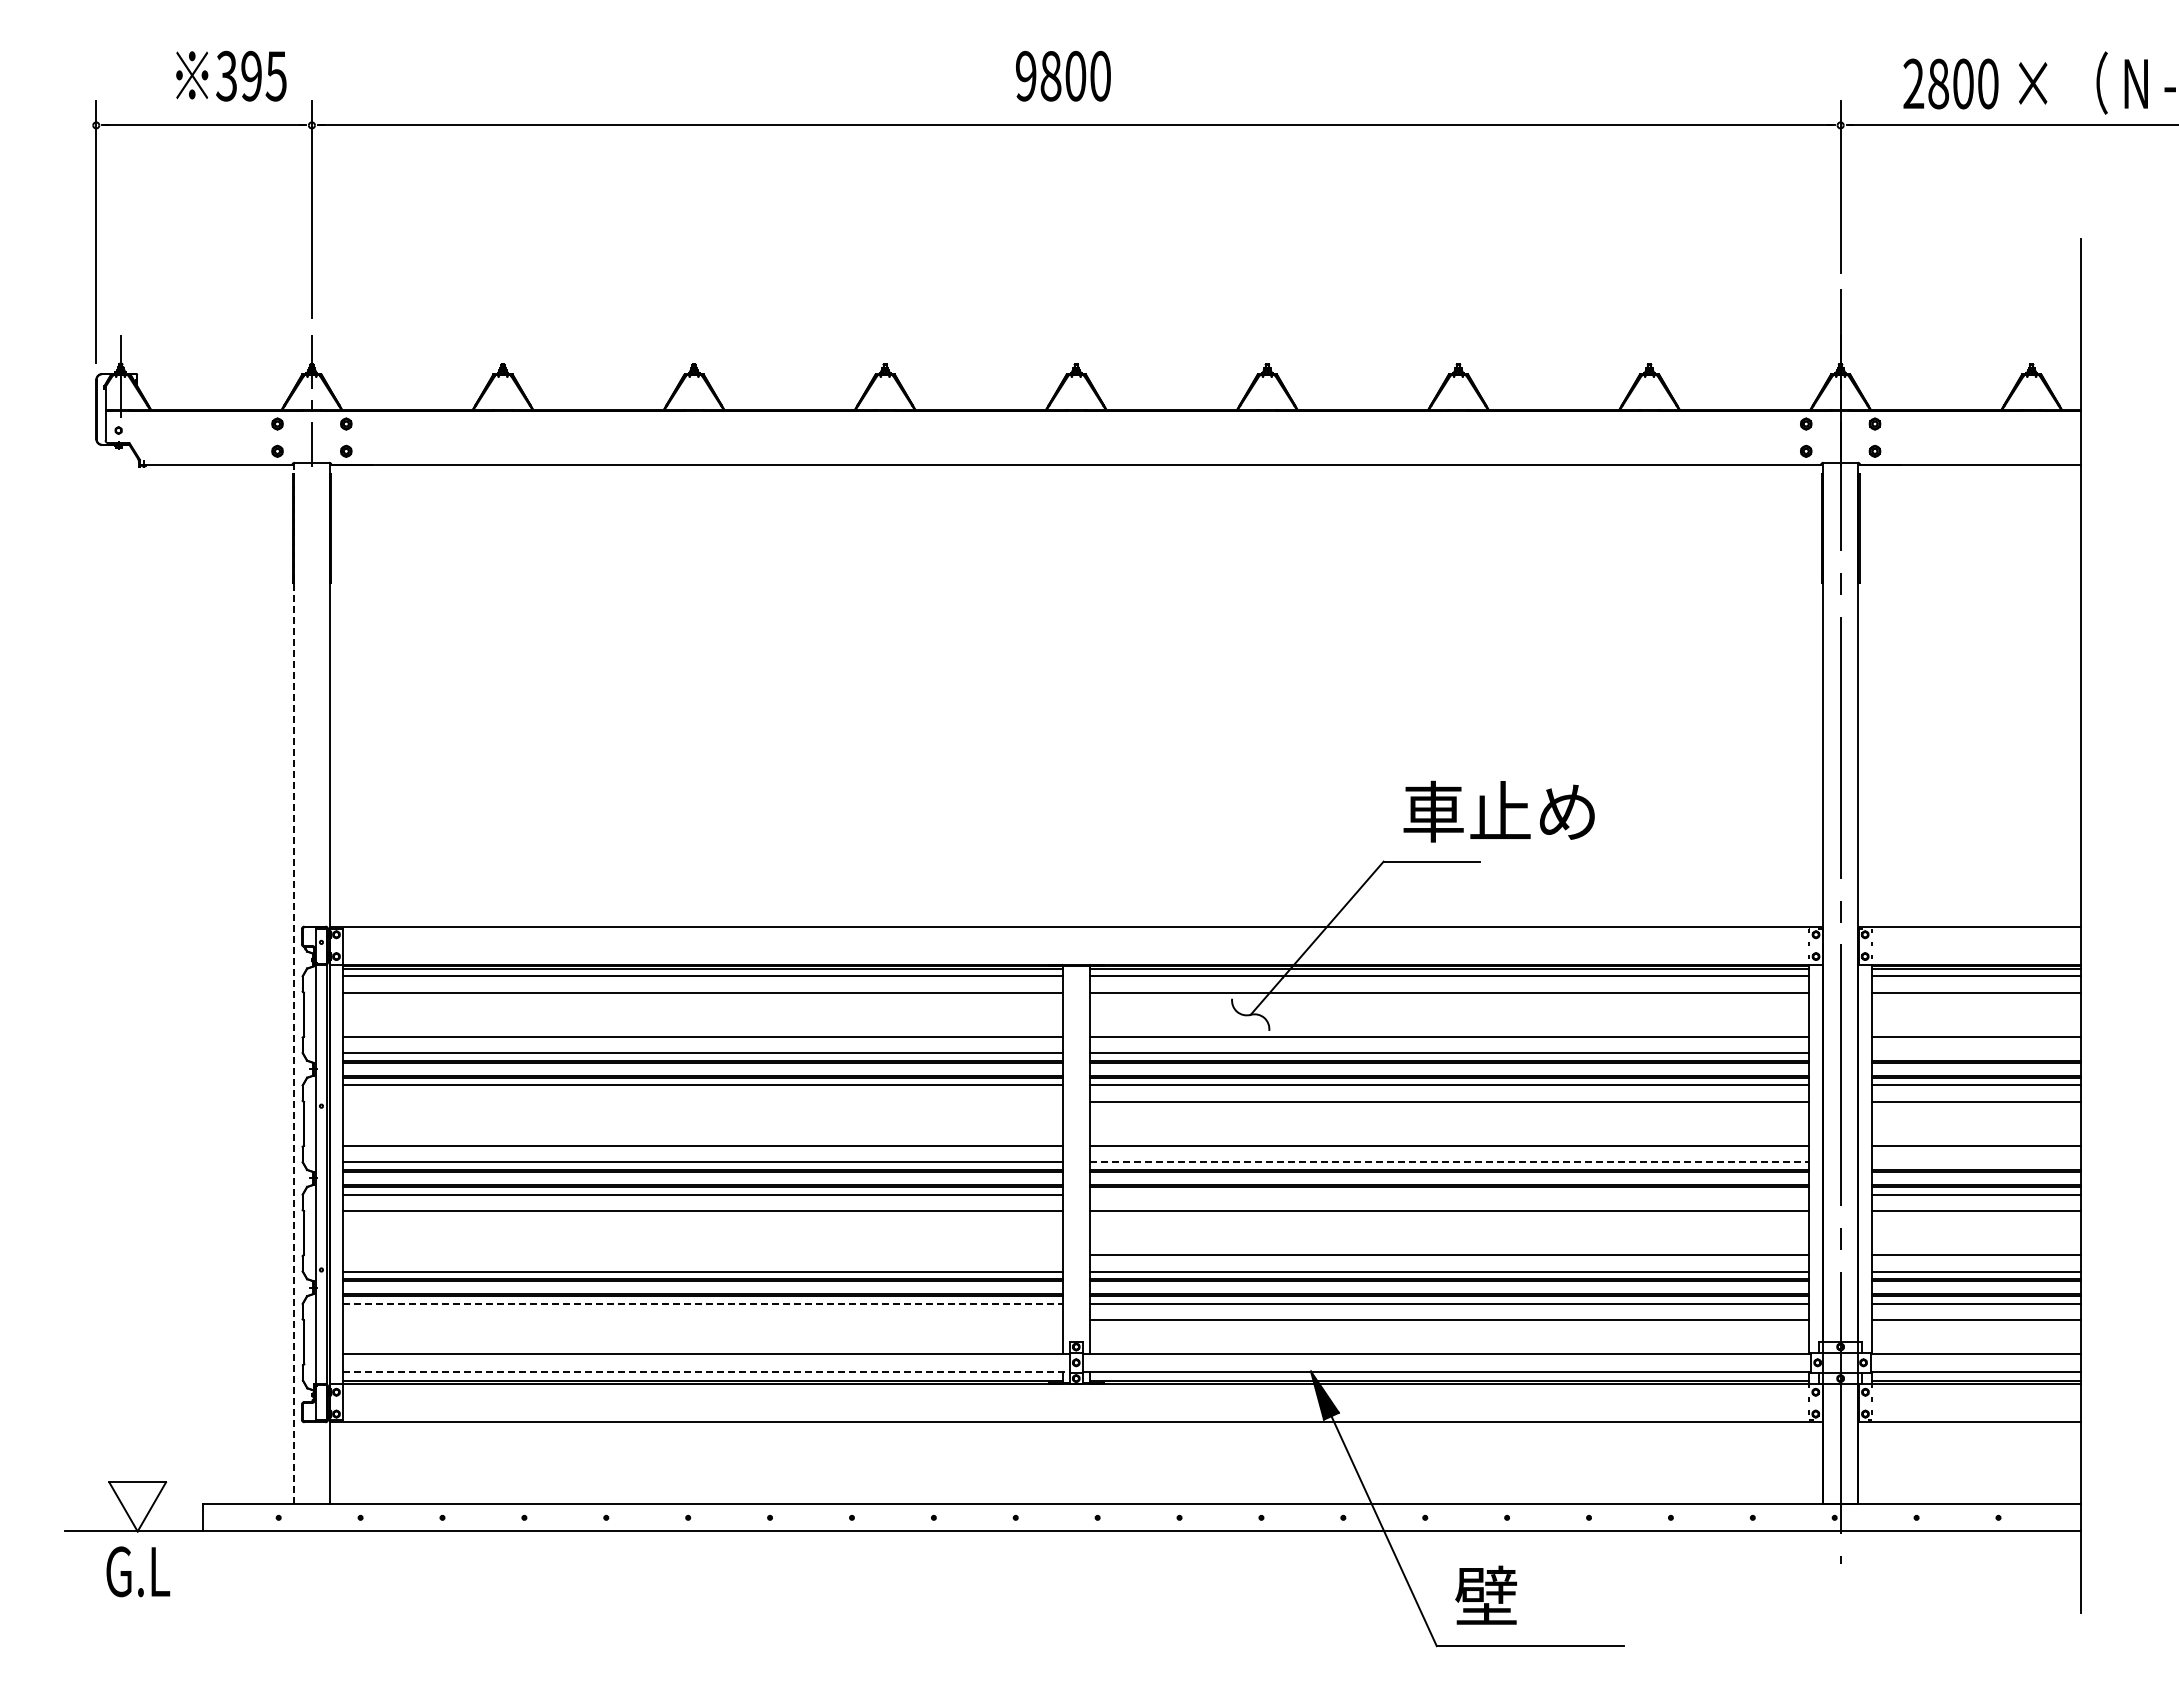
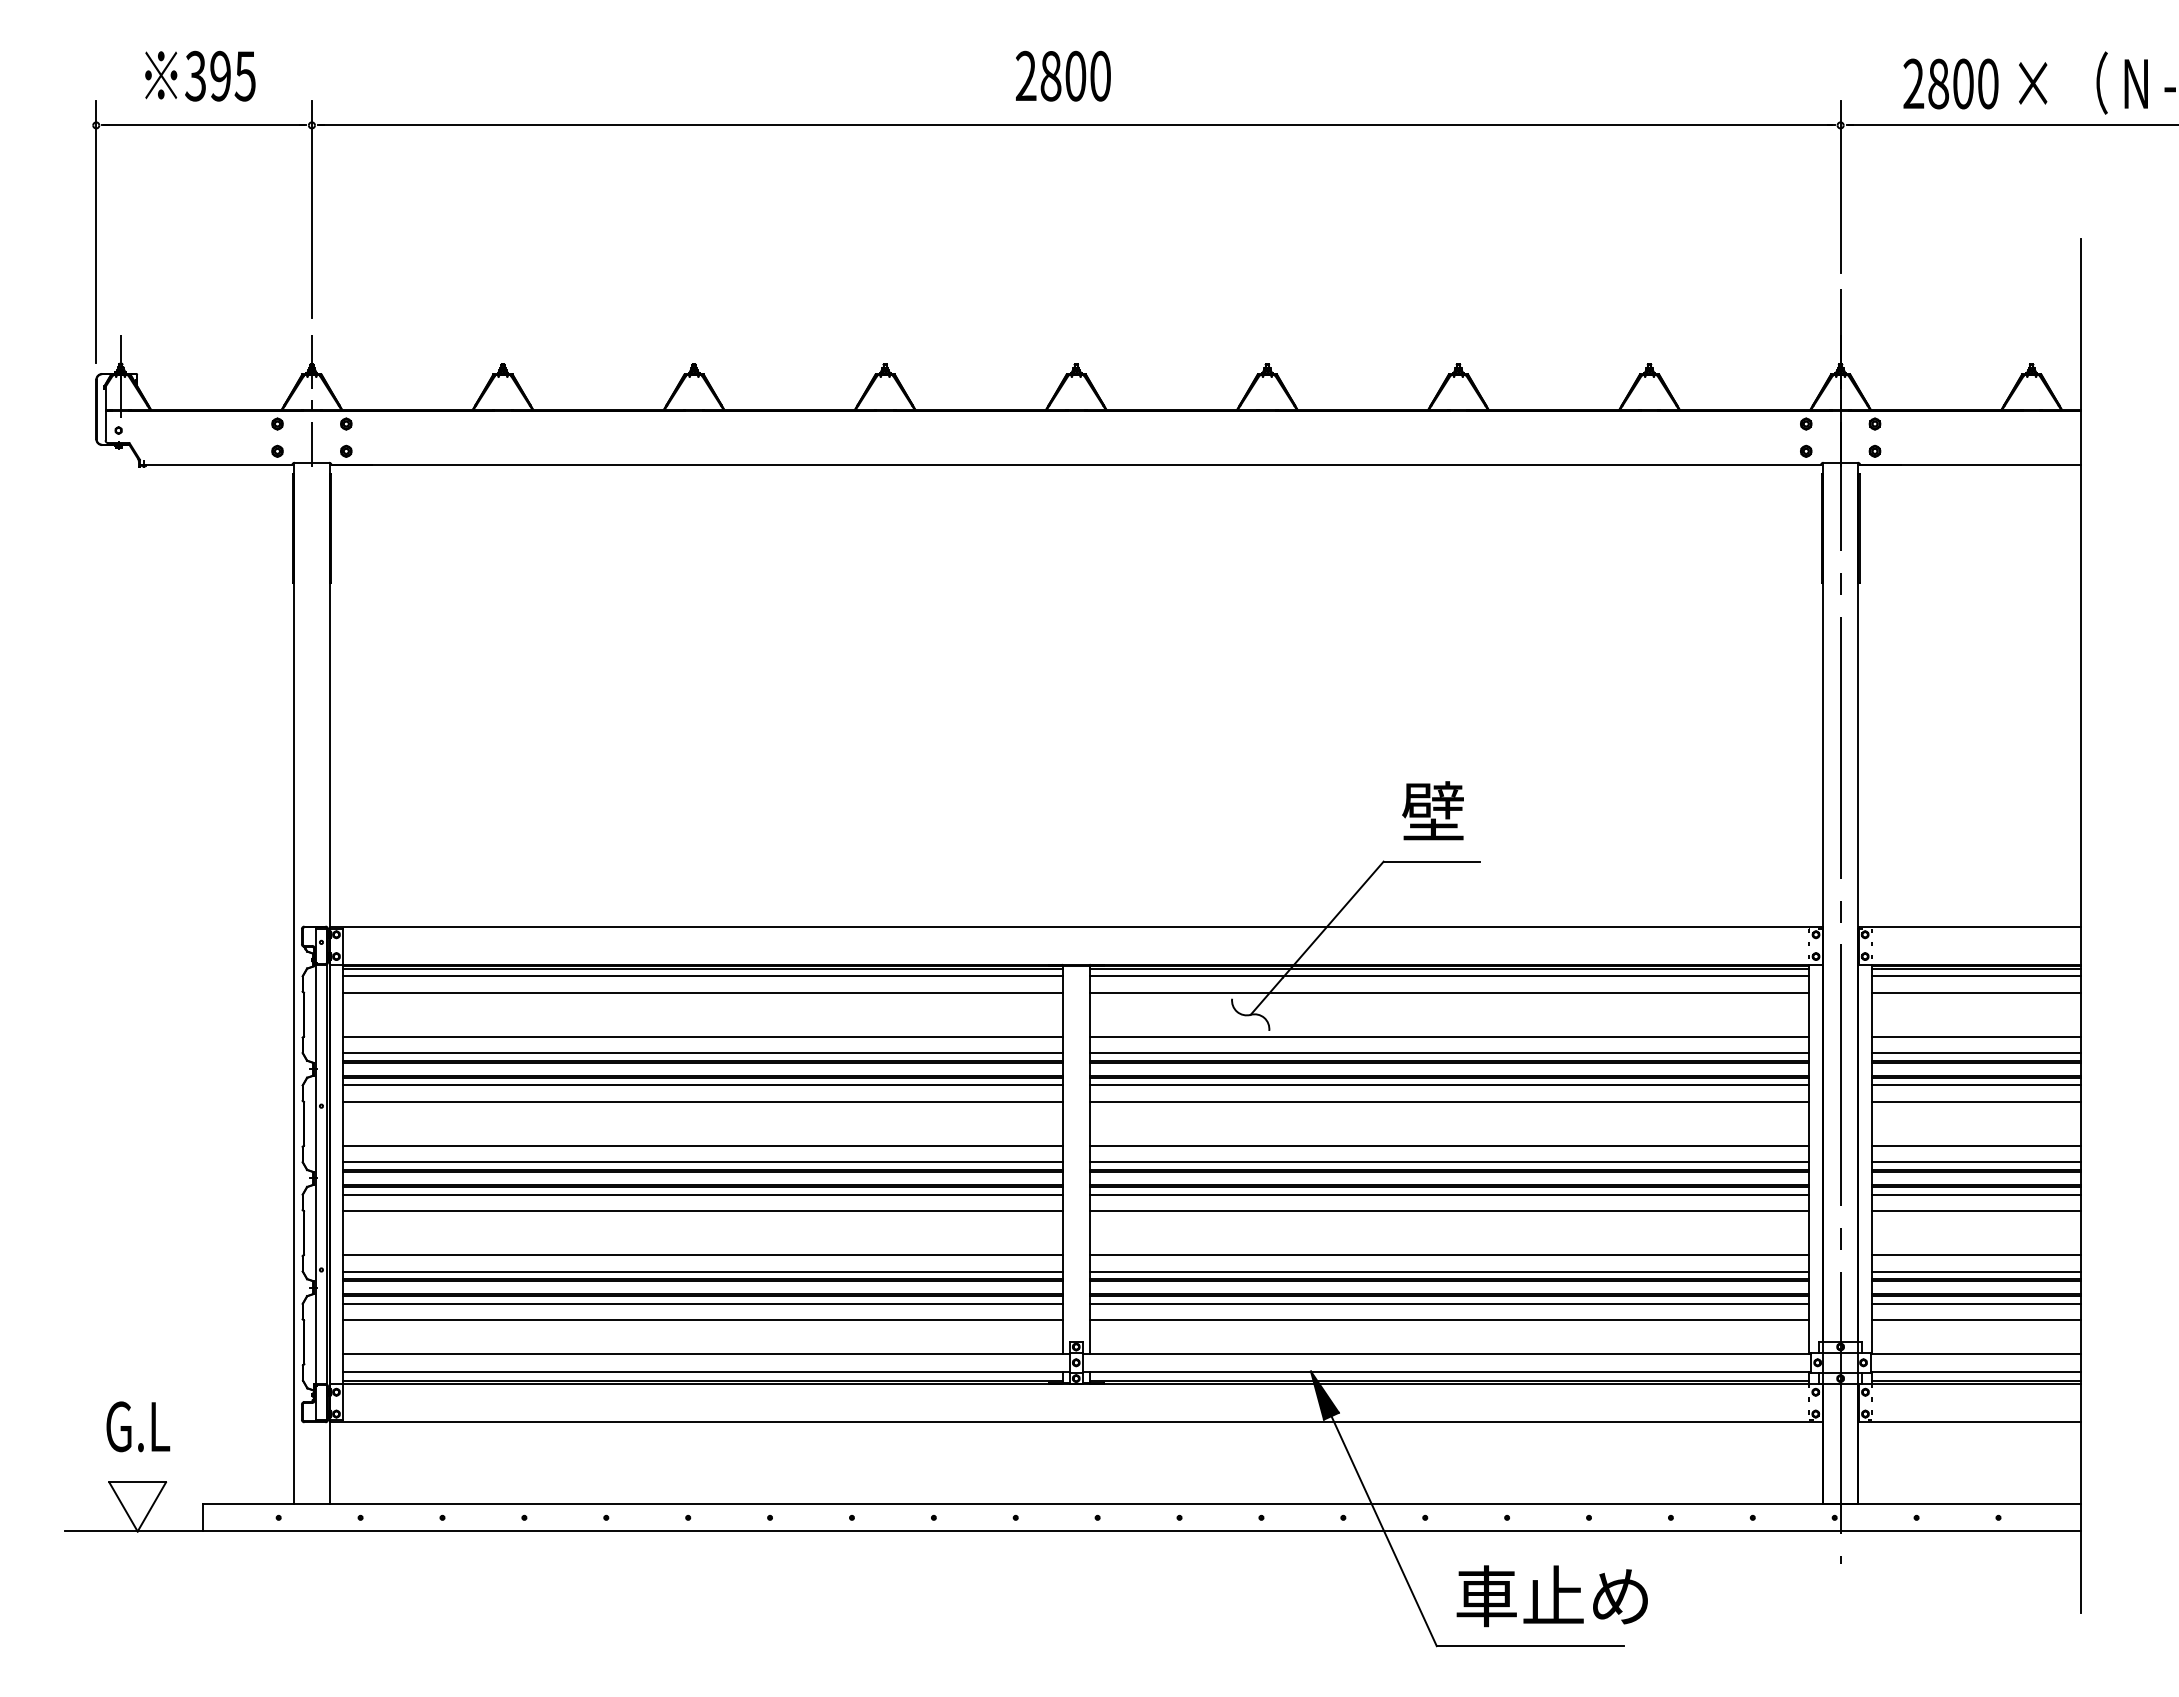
text position: (231, 75) -> (200, 75) (200, 75)
text: 9800 -> 2800 (1025, 76)
text: 車止め -> 壁 (1498, 811)
line: dashed -> solid (294, 983)
line: none -> present (1976, 1053)
line: none -> present (702, 1101)
line: dashed -> solid (1449, 1162)
line: none -> present (1976, 1162)
line: none -> present (1449, 1194)
line: none -> present (702, 1255)
line: dashed -> solid (702, 1303)
line: none -> present (702, 1320)
line: dashed -> solid (707, 1371)
text position: (138, 1571) -> (138, 1426) (138, 1426)
text: 壁 -> 車止め (1551, 1596)
